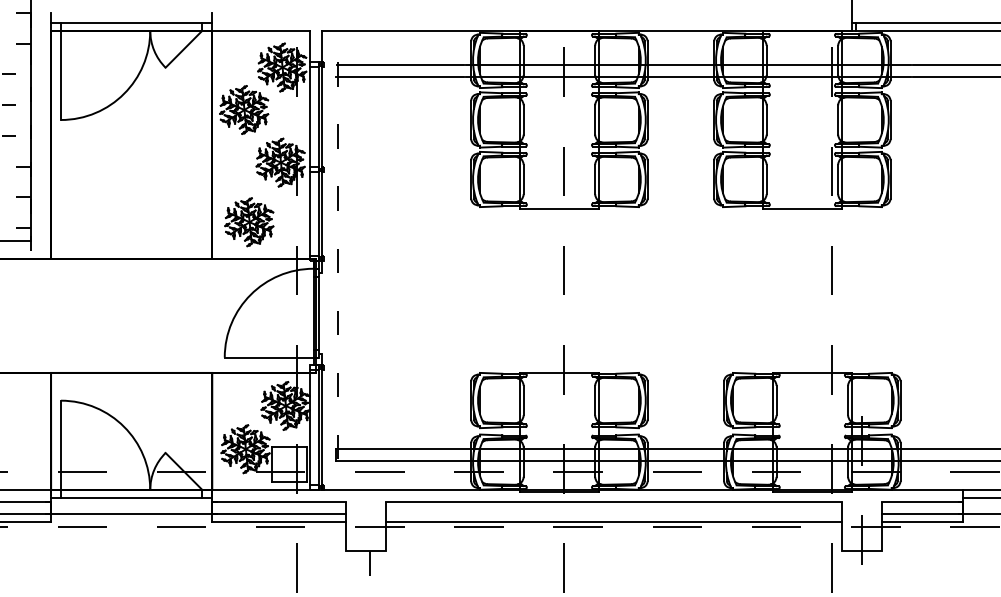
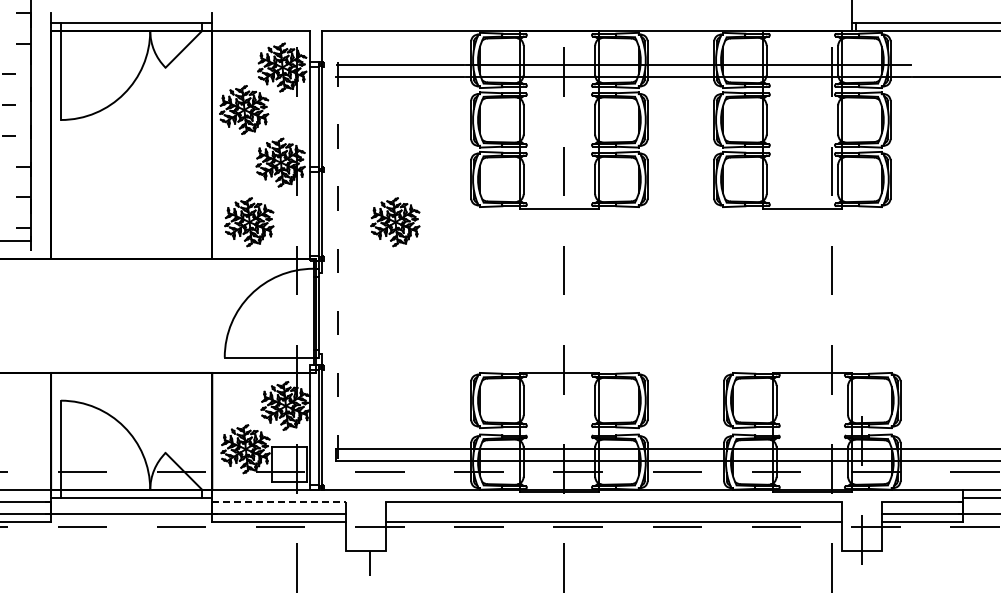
line: present -> none (954, 65)
part: none -> present (395, 222)
line: solid -> dashed (279, 501)
